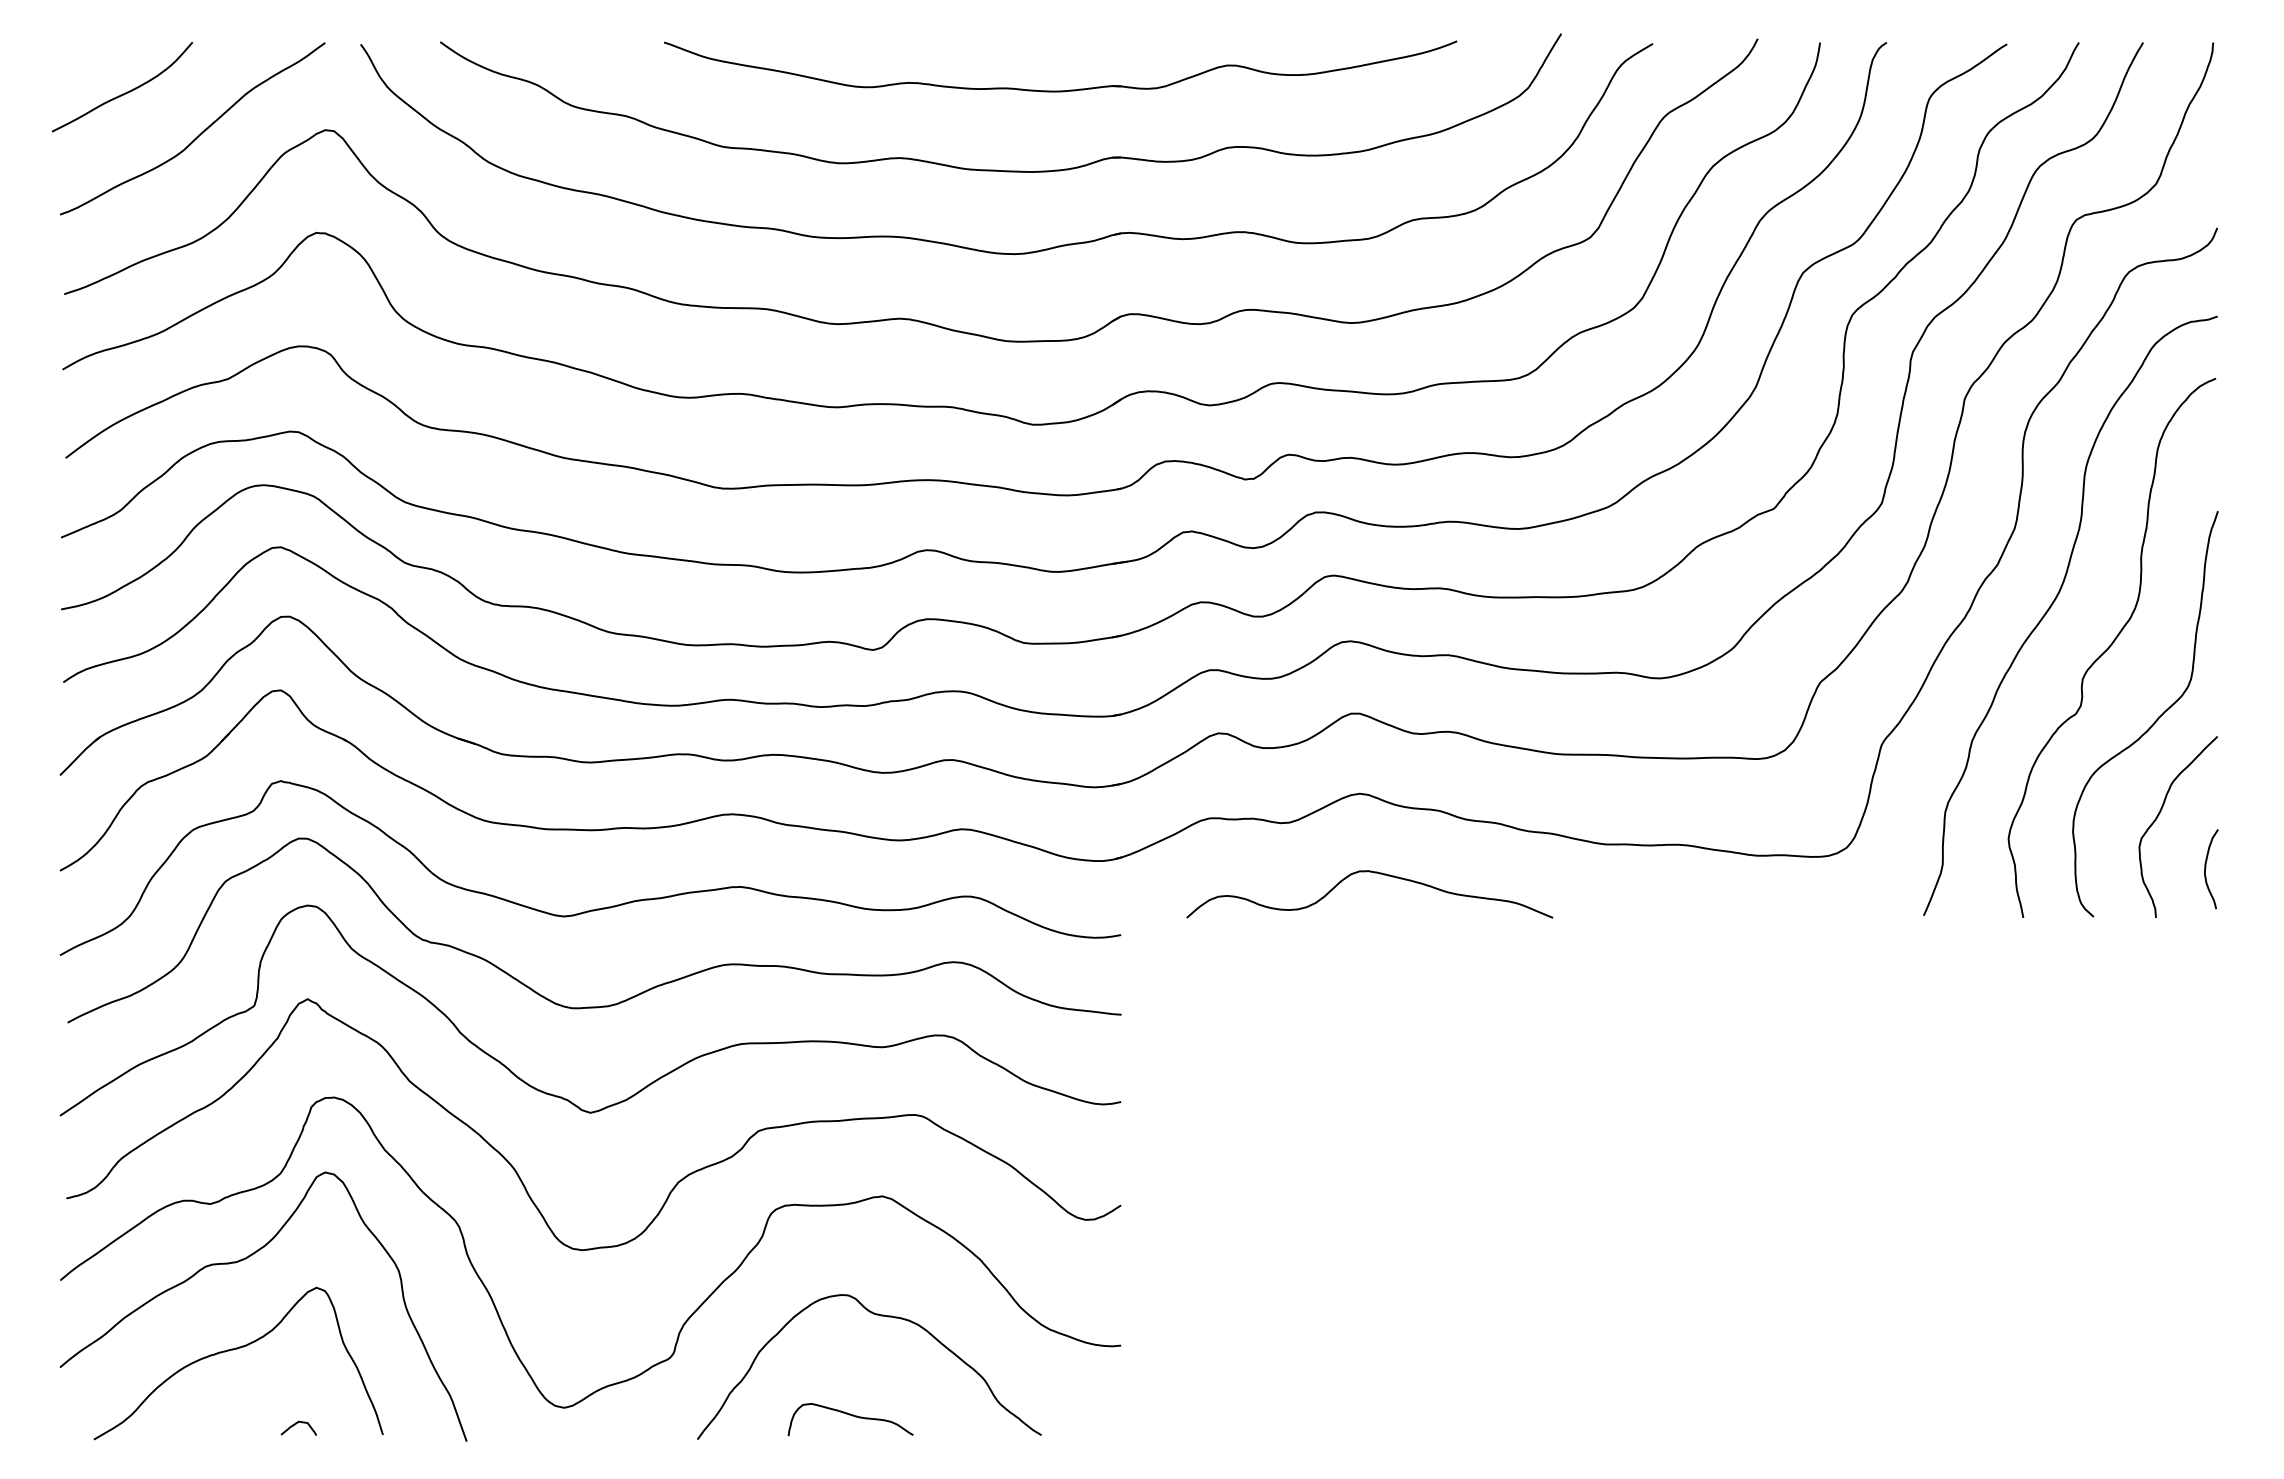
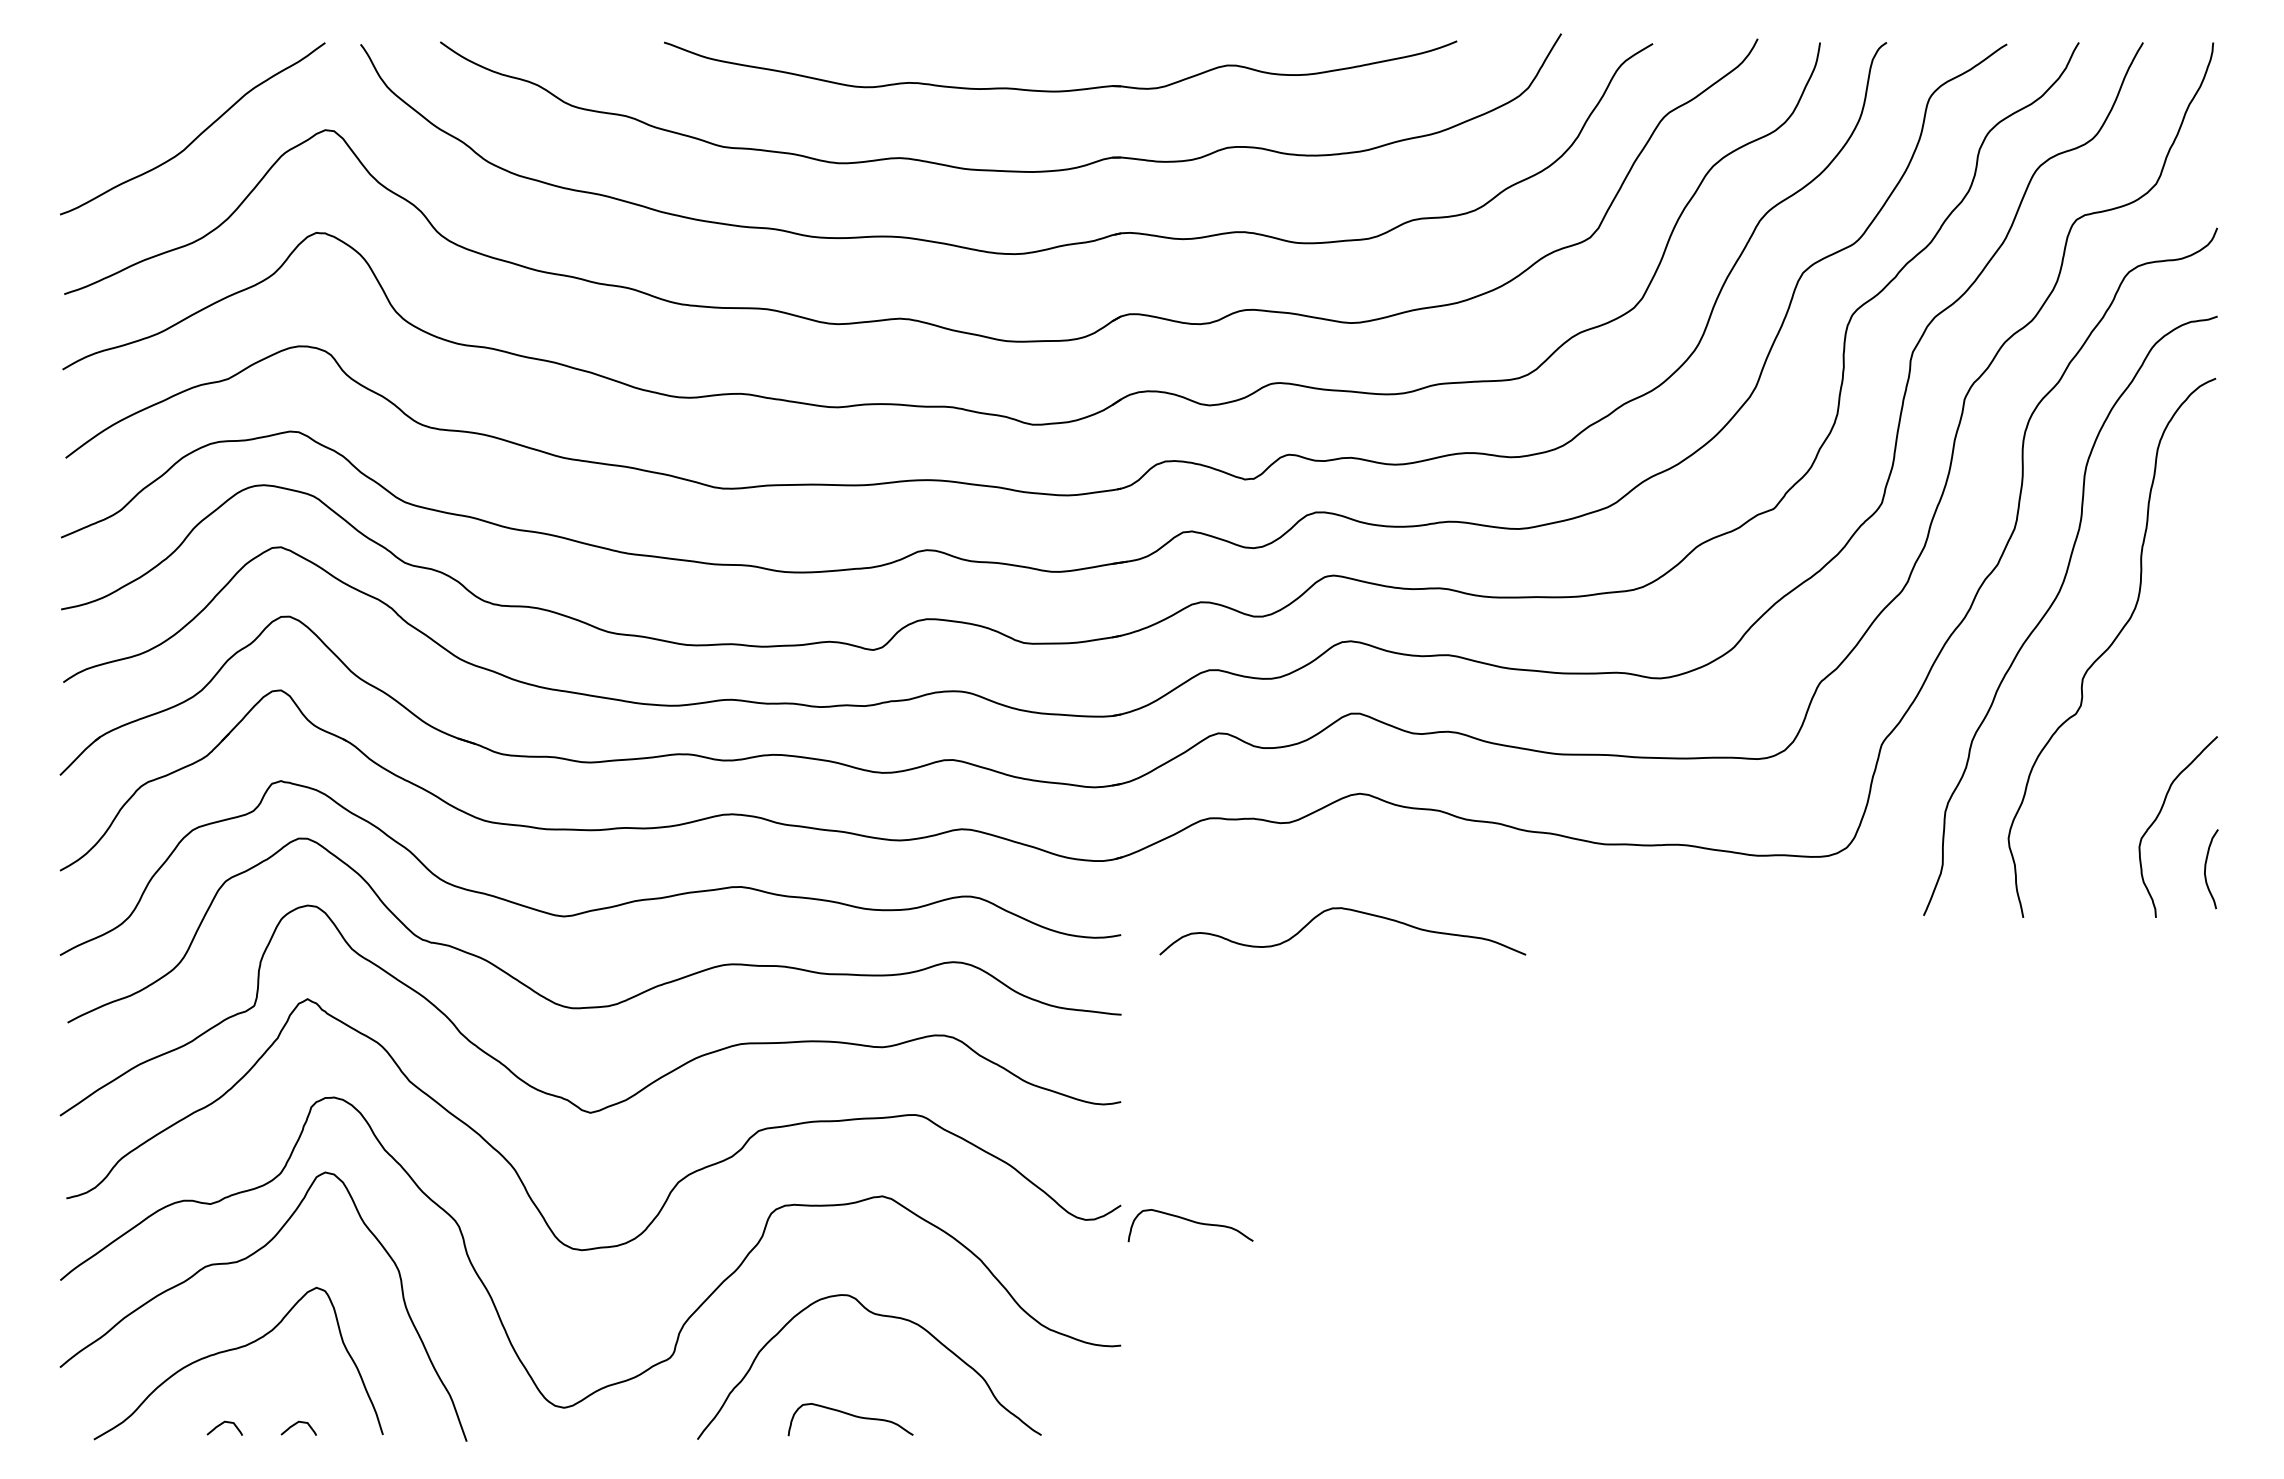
curve: present -> none (125, 92)
curve: present -> none (2153, 722)
curve position: (1374, 873) -> (1347, 910) (1347, 910)
curve: none -> present (1192, 1222)
curve: none -> present (222, 1424)
